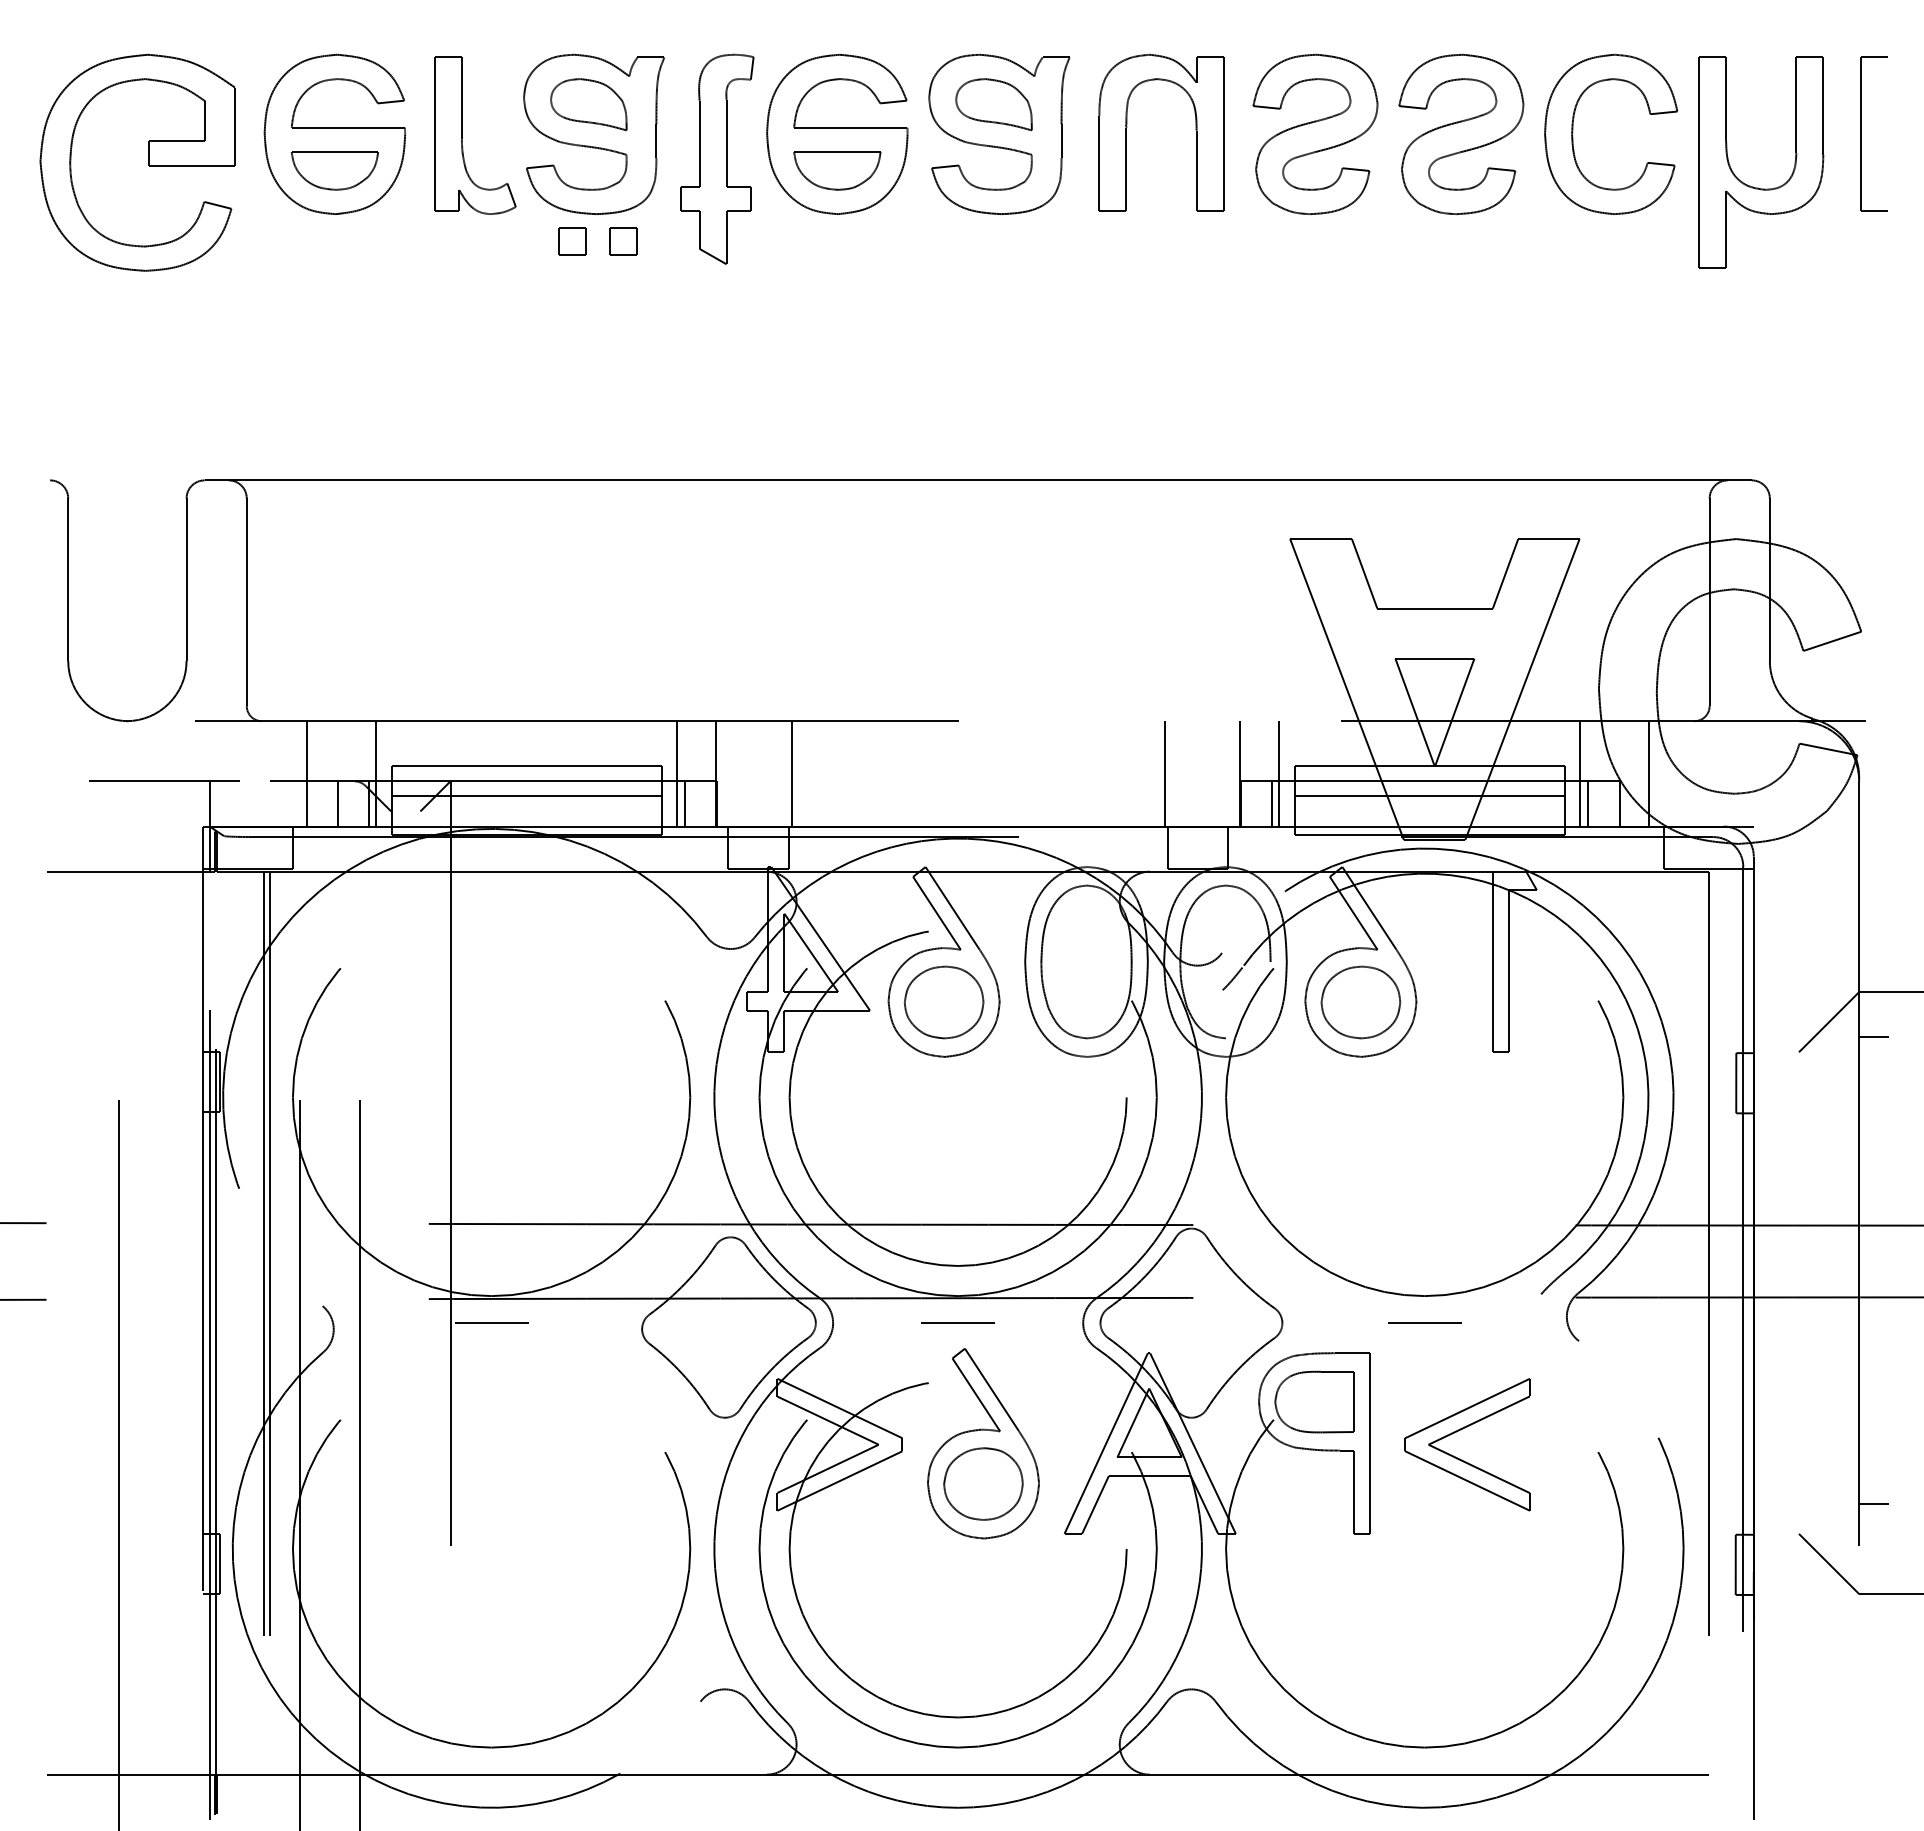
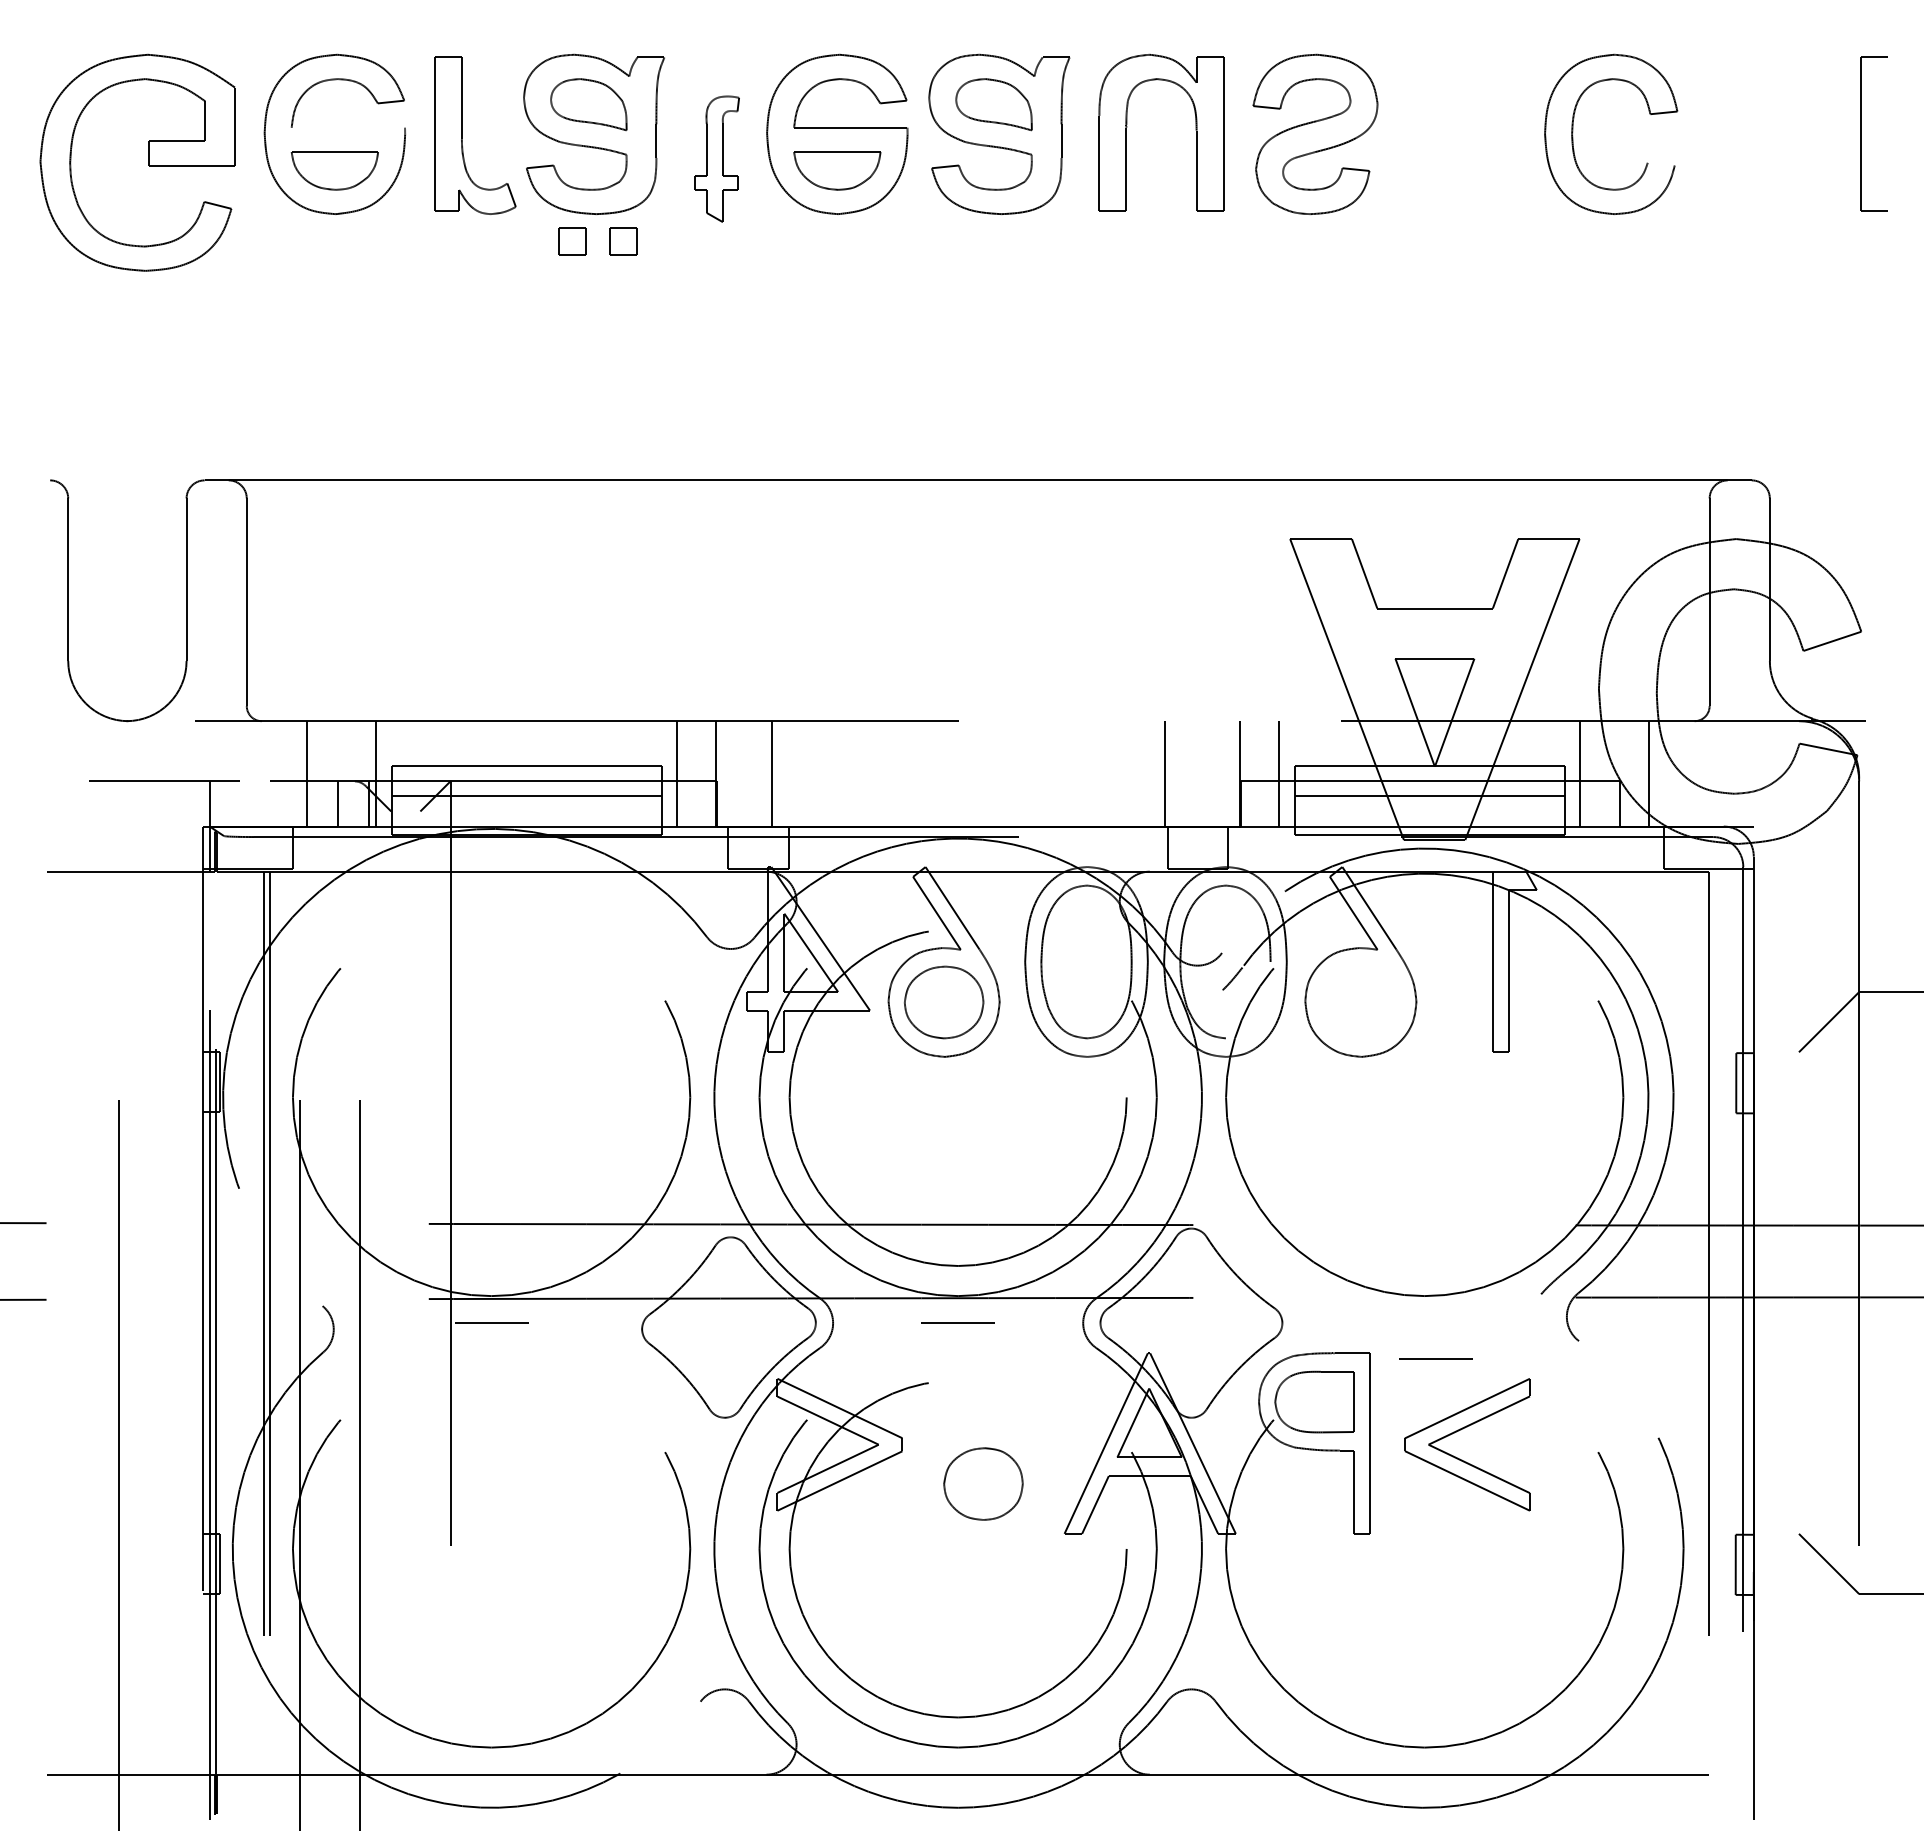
line: present -> none (347, 127)
part: present -> none (1461, 133)
part size: 75x212 px -> 46x128 px (716, 158)
line: present -> none (1660, 163)
part: present -> none (1758, 187)
line position: (791, 773) -> (771, 773) (771, 773)
line: present -> none (684, 803)
line: present -> none (1271, 803)
line: present -> none (1587, 803)
part: present -> none (1360, 1002)
line: present -> none (1874, 1037)
line position: (1424, 1322) -> (1435, 1358) (1435, 1358)
part: present -> none (983, 1443)
line: present -> none (1874, 1503)
